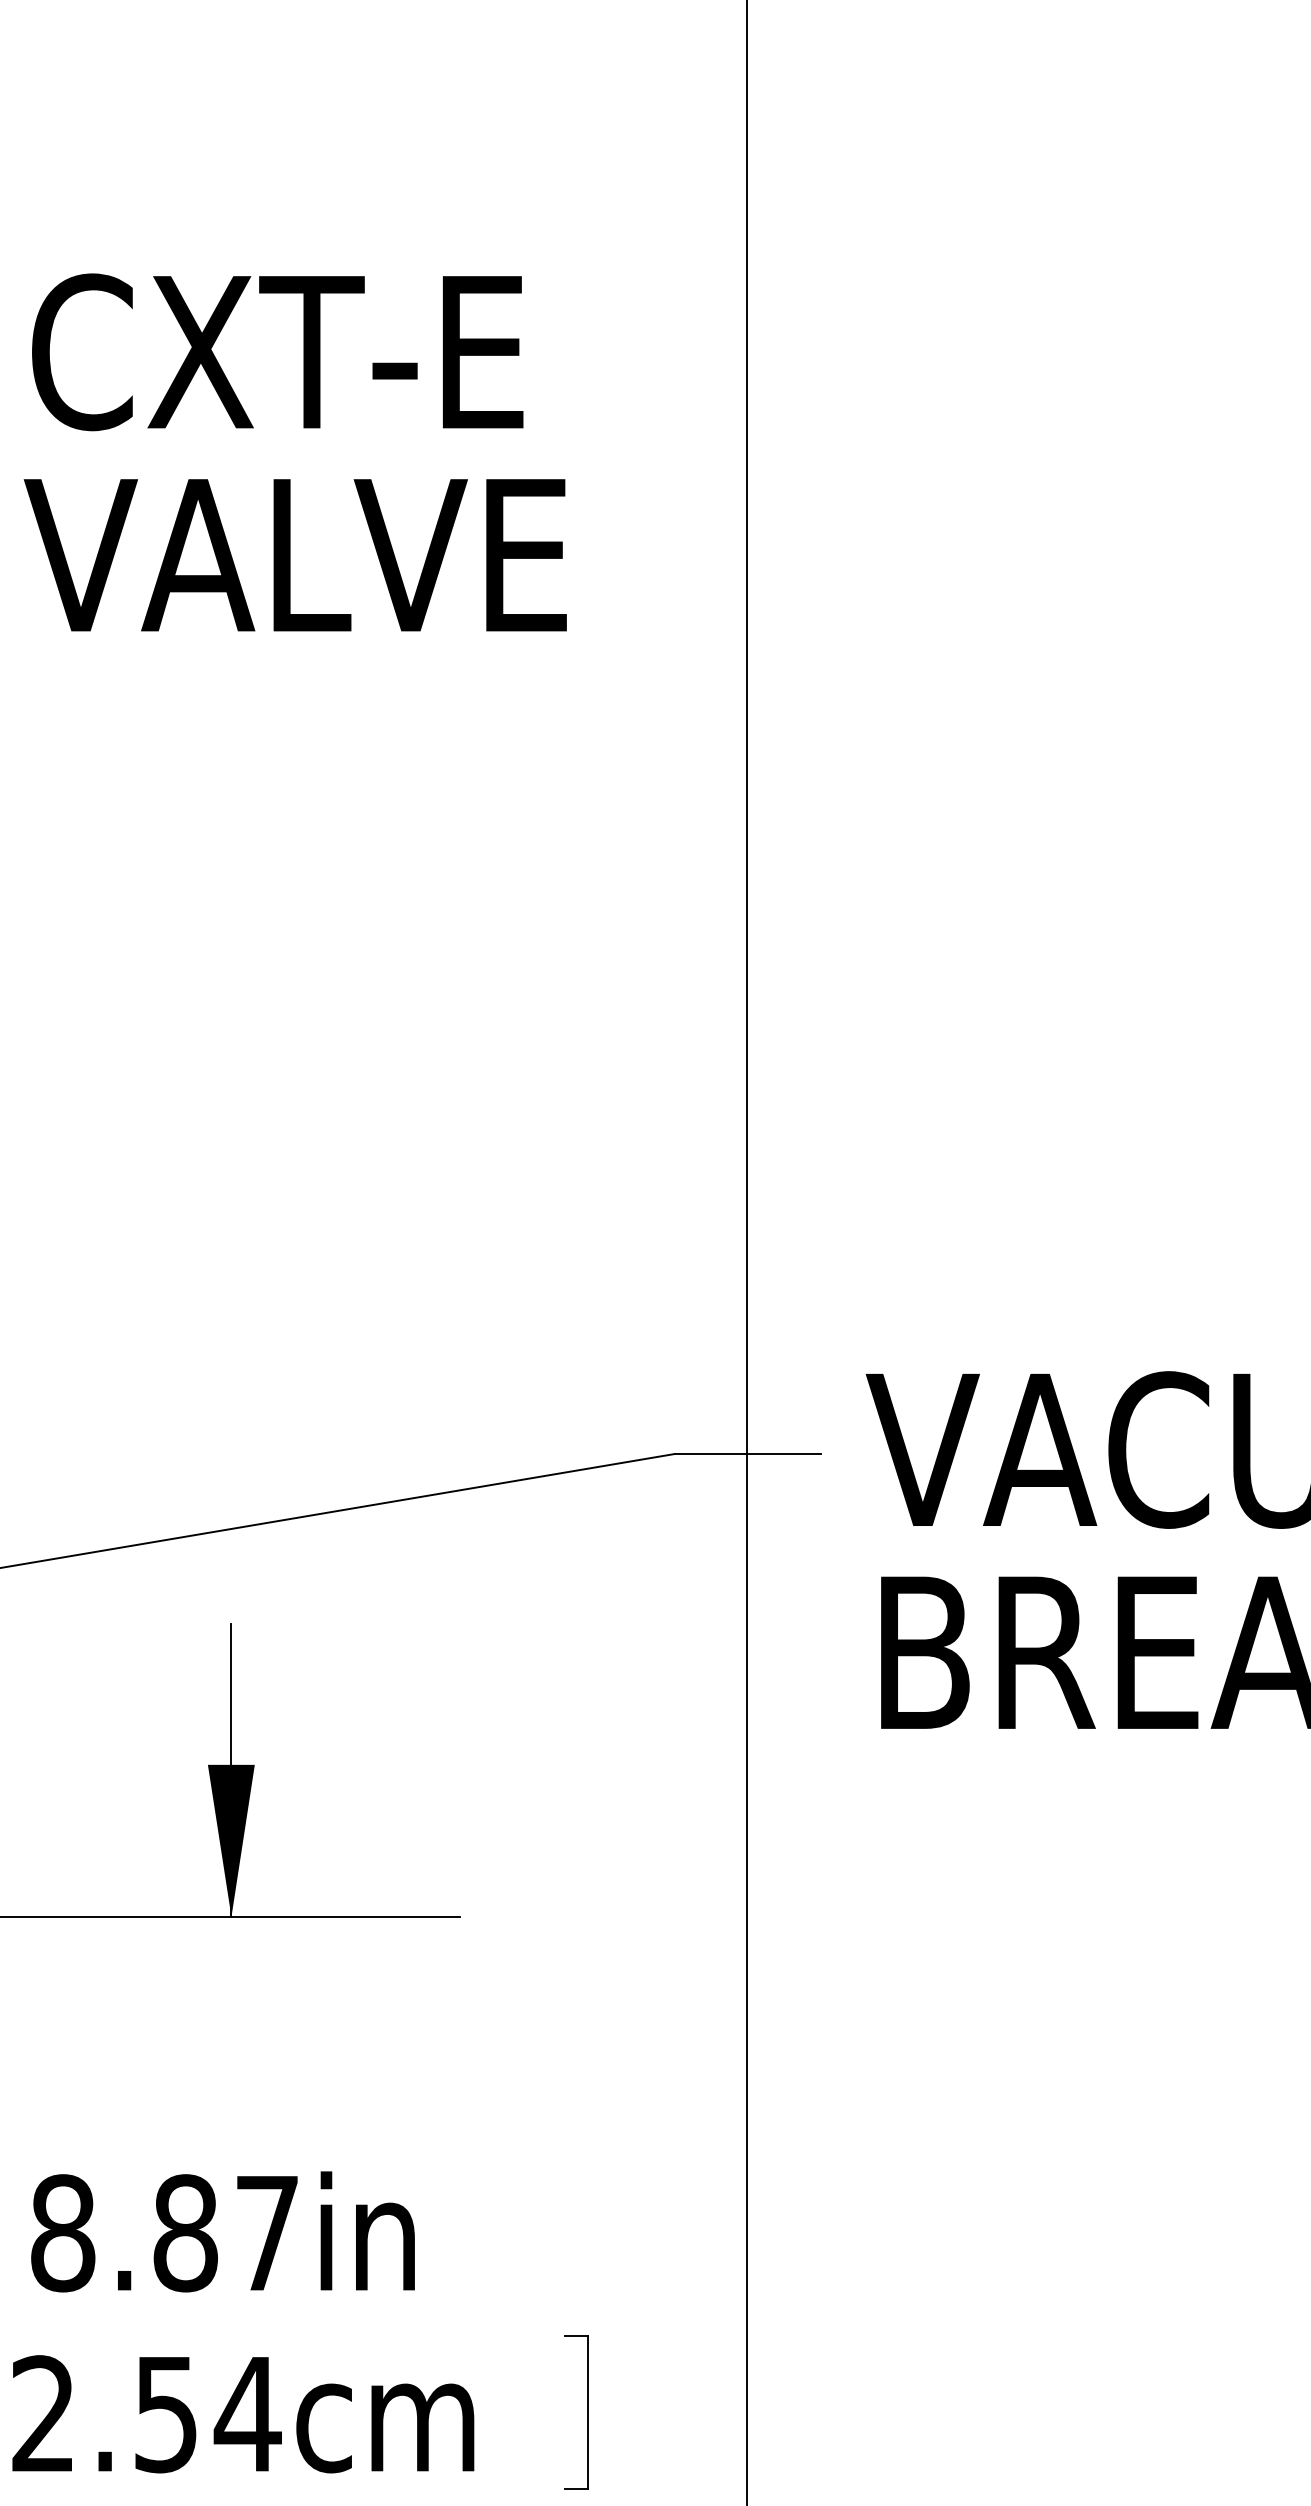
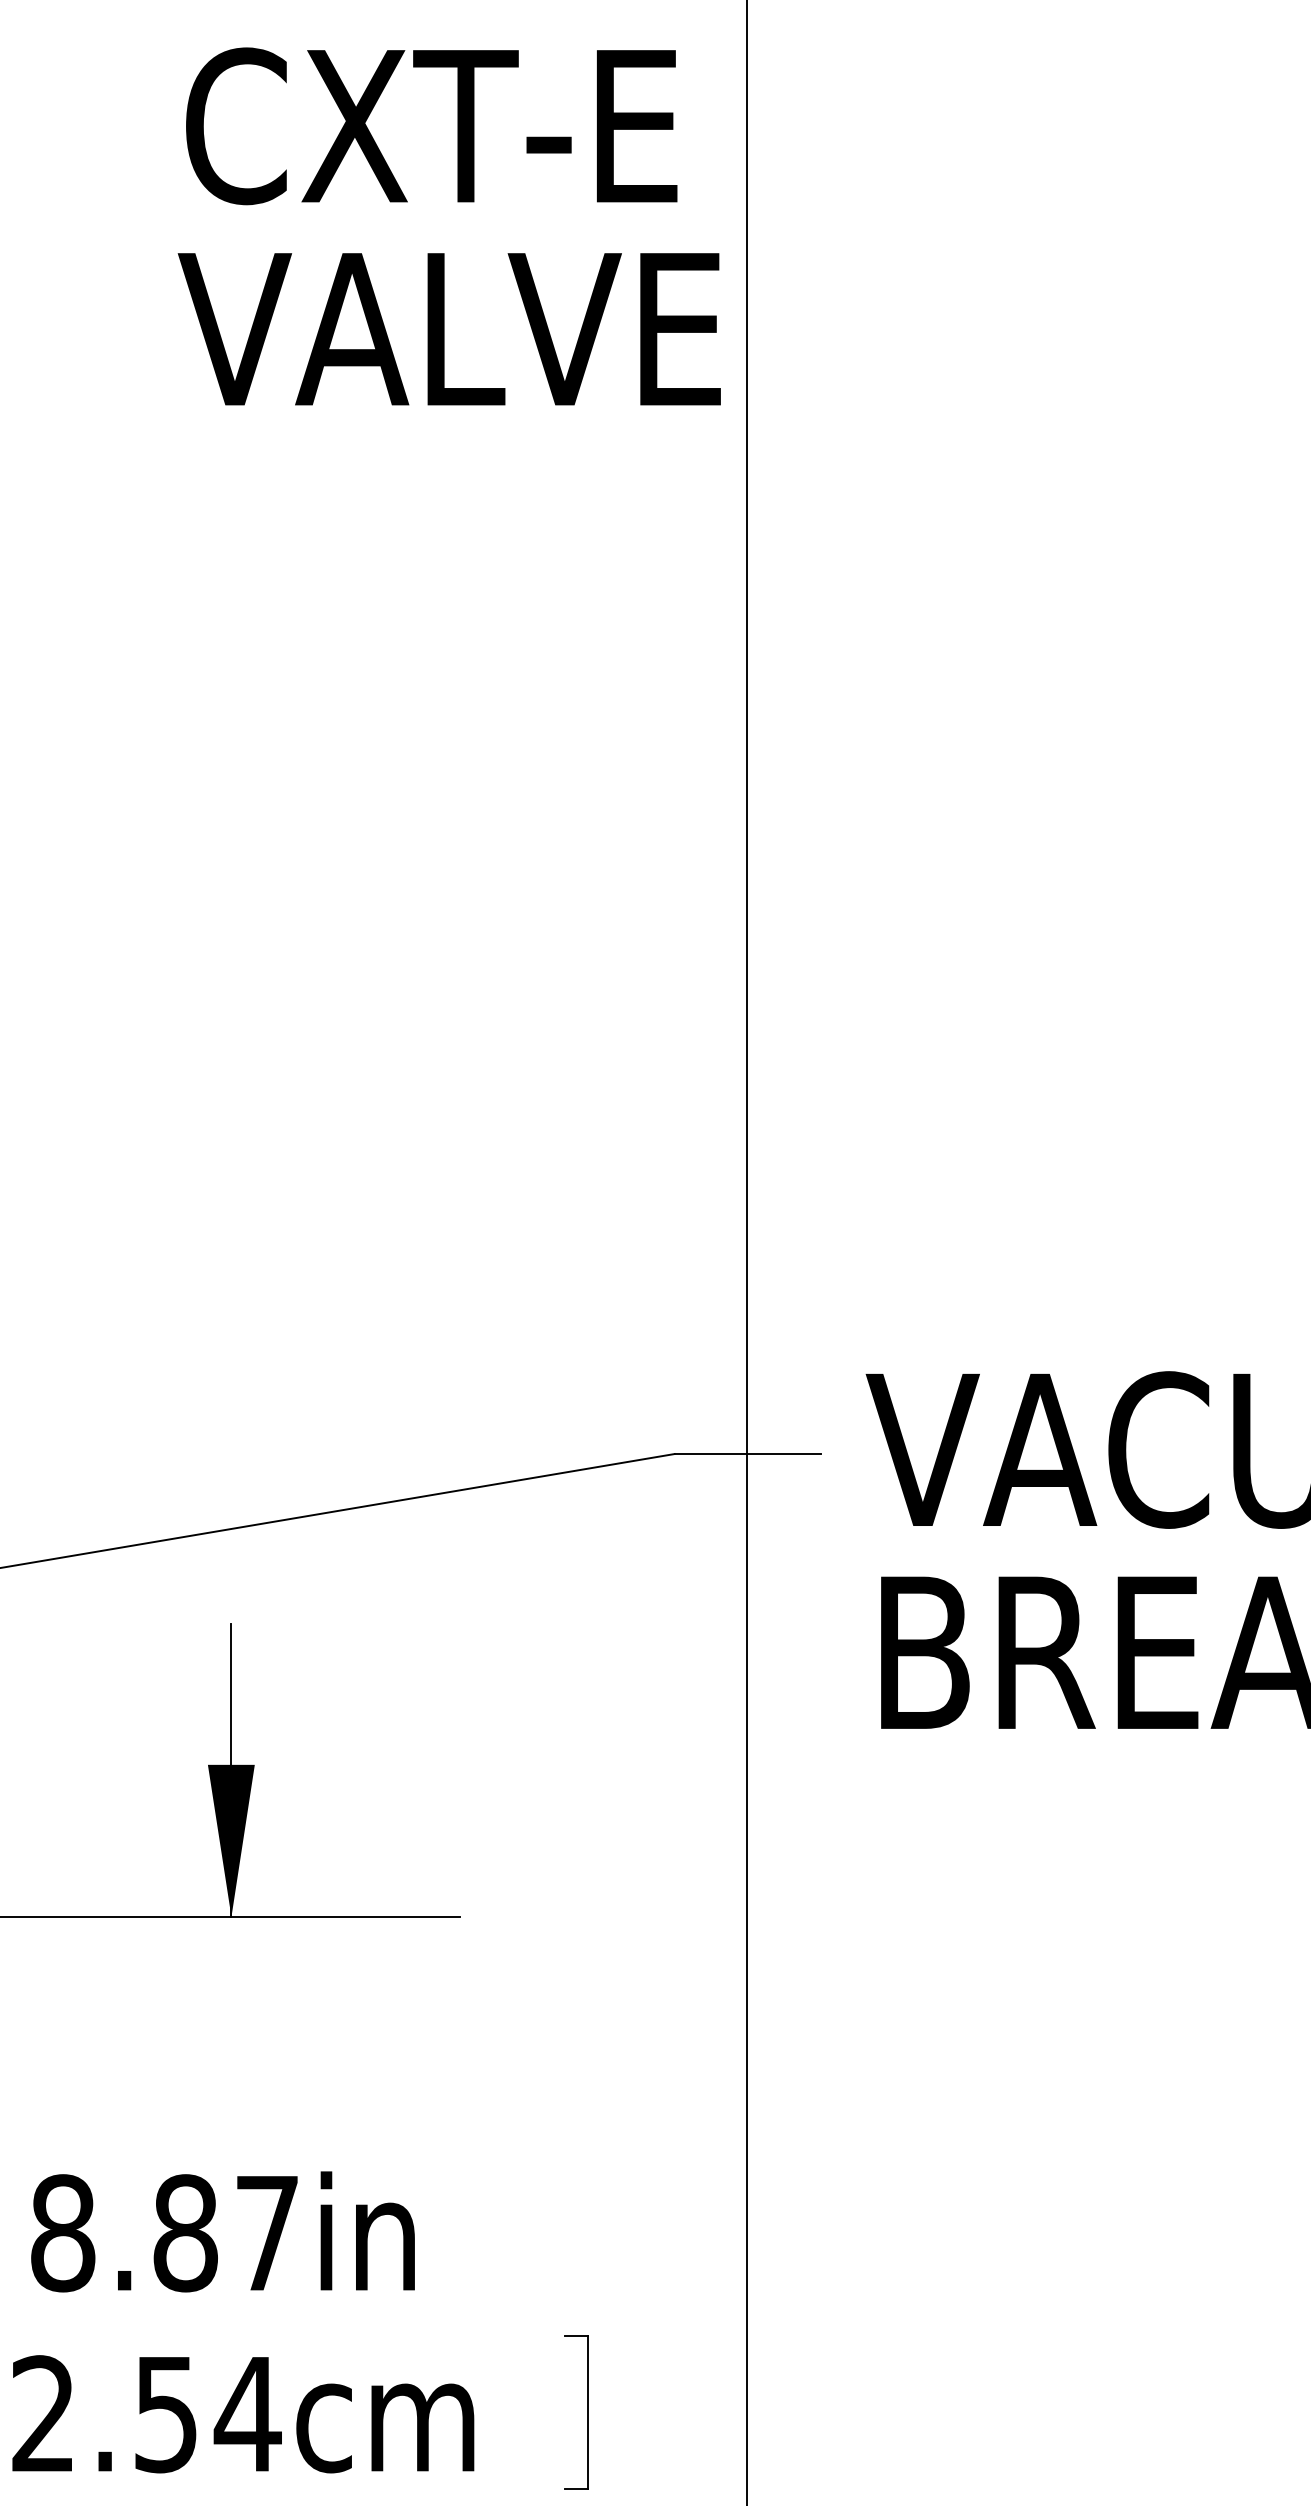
text position: (294, 452) -> (448, 226) (448, 226)
